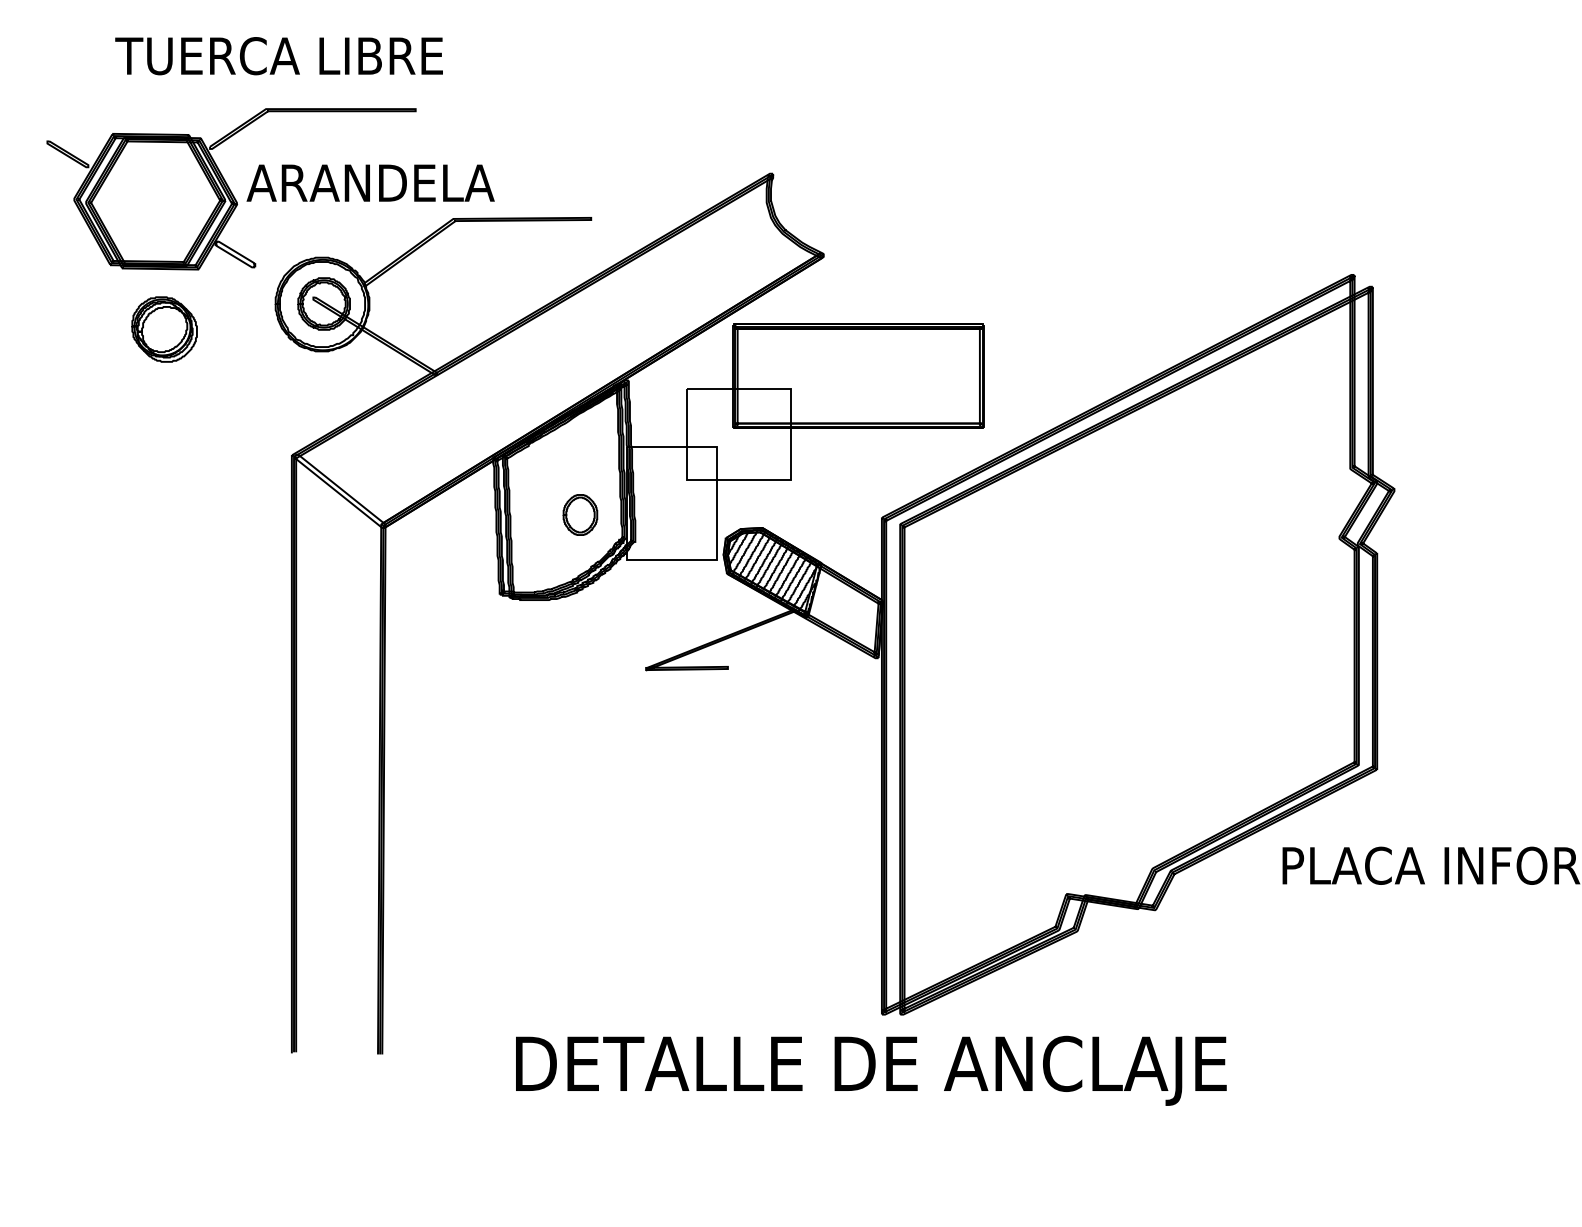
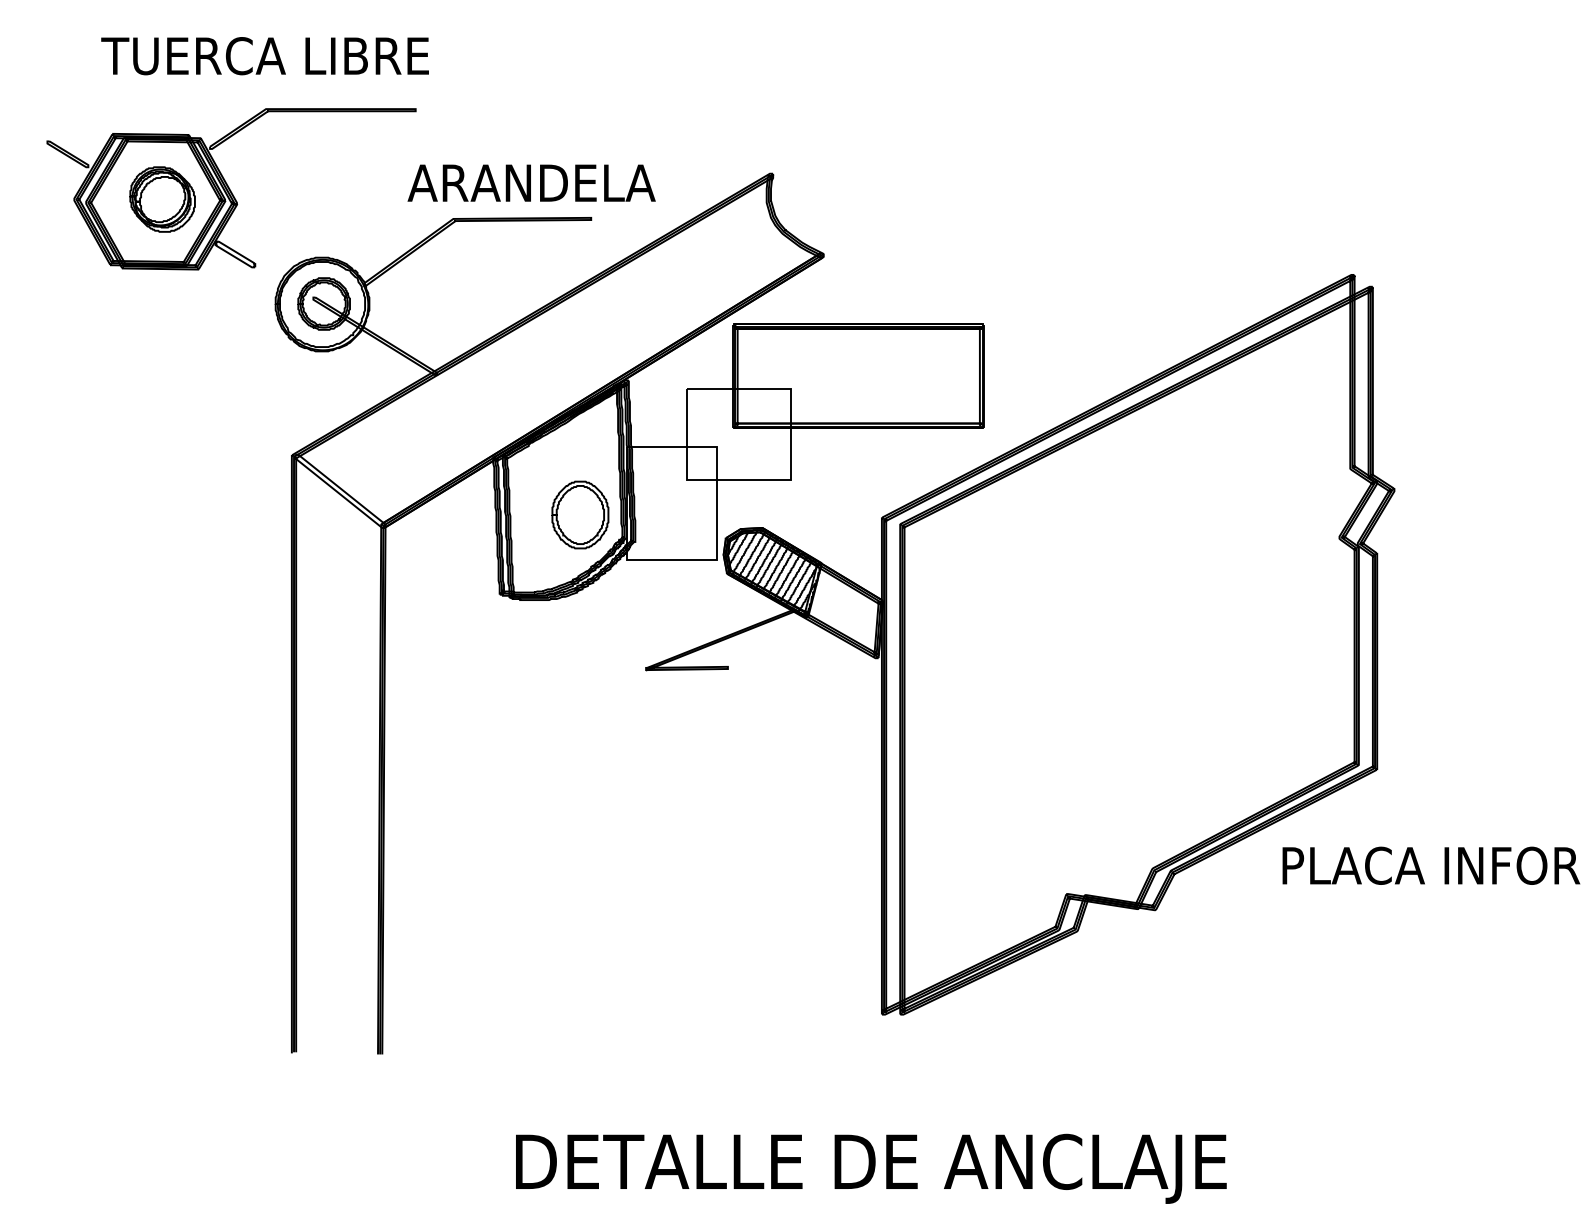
text position: (278, 56) -> (264, 56) (264, 56)
text position: (370, 182) -> (531, 182) (531, 182)
part position: (164, 329) -> (162, 199) (162, 199)
part size: 37x42 px -> 59x70 px (580, 514)
text position: (871, 1070) -> (871, 1168) (871, 1168)
